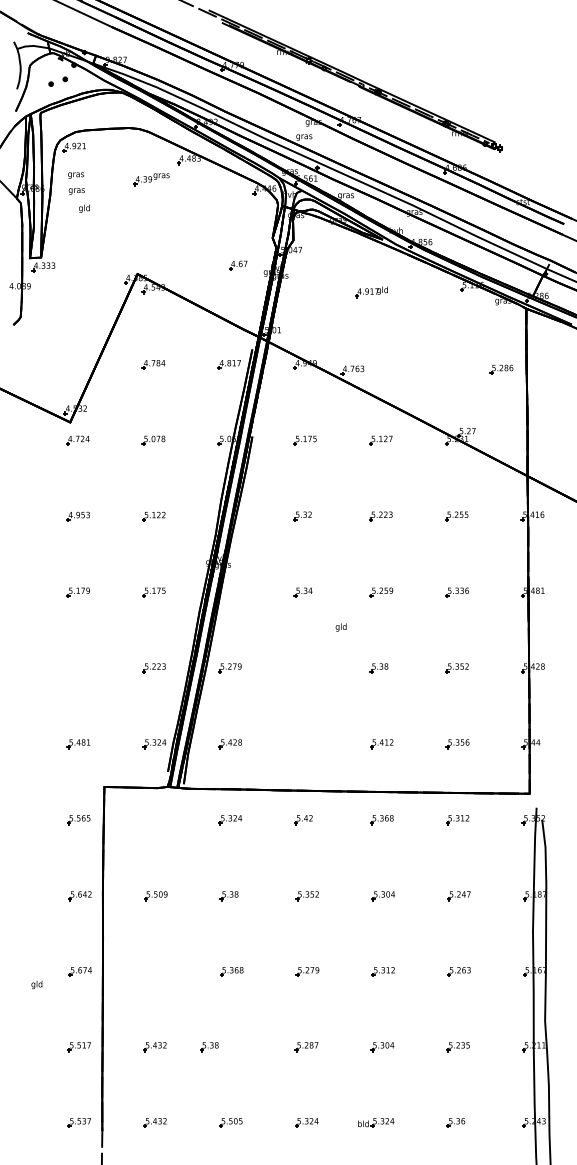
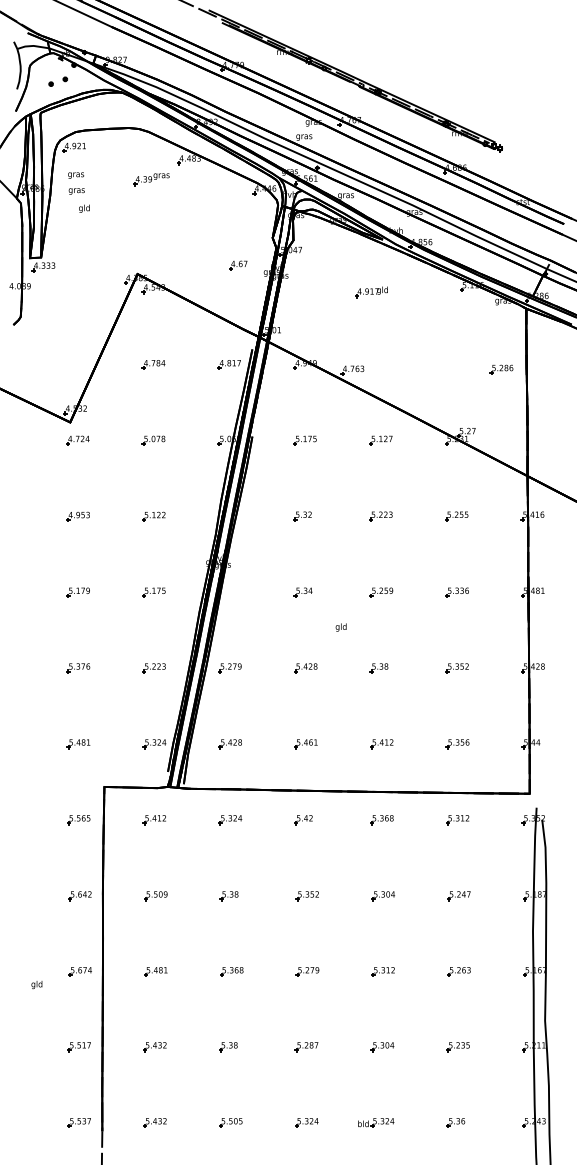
part: none -> present (78, 668)
part: none -> present (305, 668)
part: none -> present (305, 744)
part: none -> present (153, 820)
part: none -> present (155, 971)
part position: (209, 1047) -> (228, 1047) (228, 1047)
